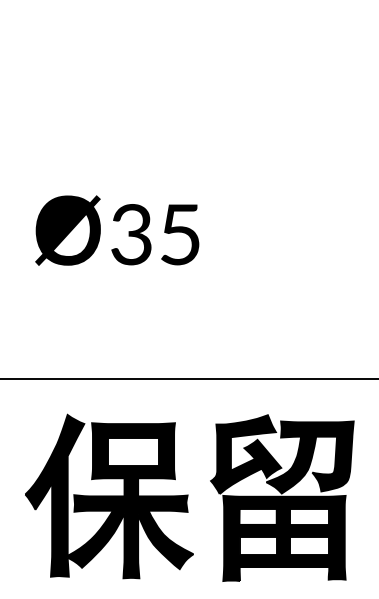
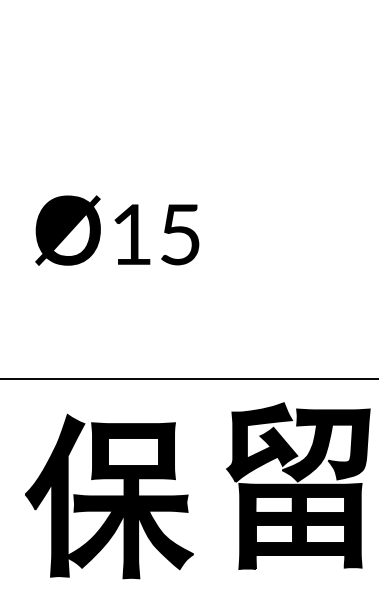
text: 35 -> 15 (131, 234)
part position: (282, 497) -> (298, 485) (298, 485)
